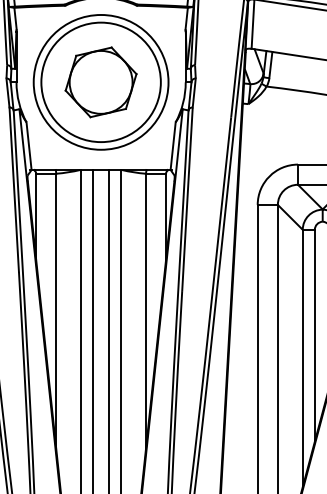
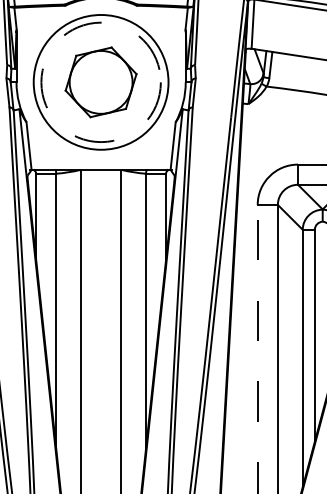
circle: solid -> dashed (100, 82)
line: present -> none (93, 330)
line: present -> none (108, 330)
line: solid -> dashed (257, 348)
